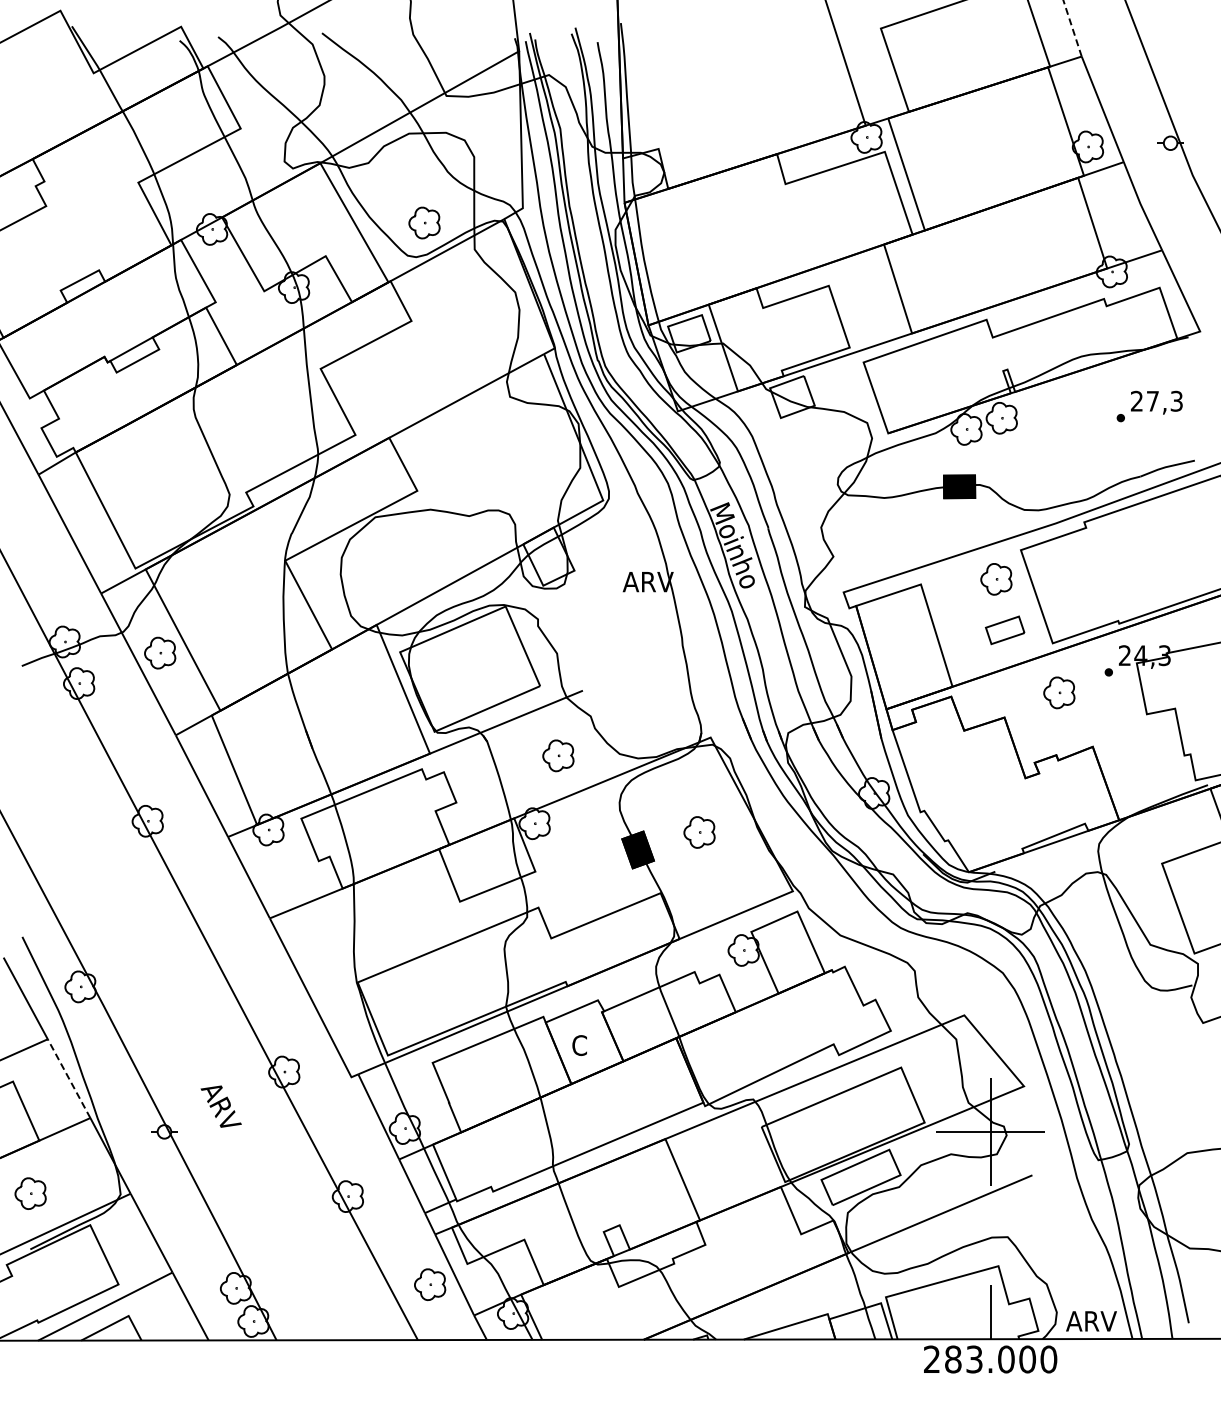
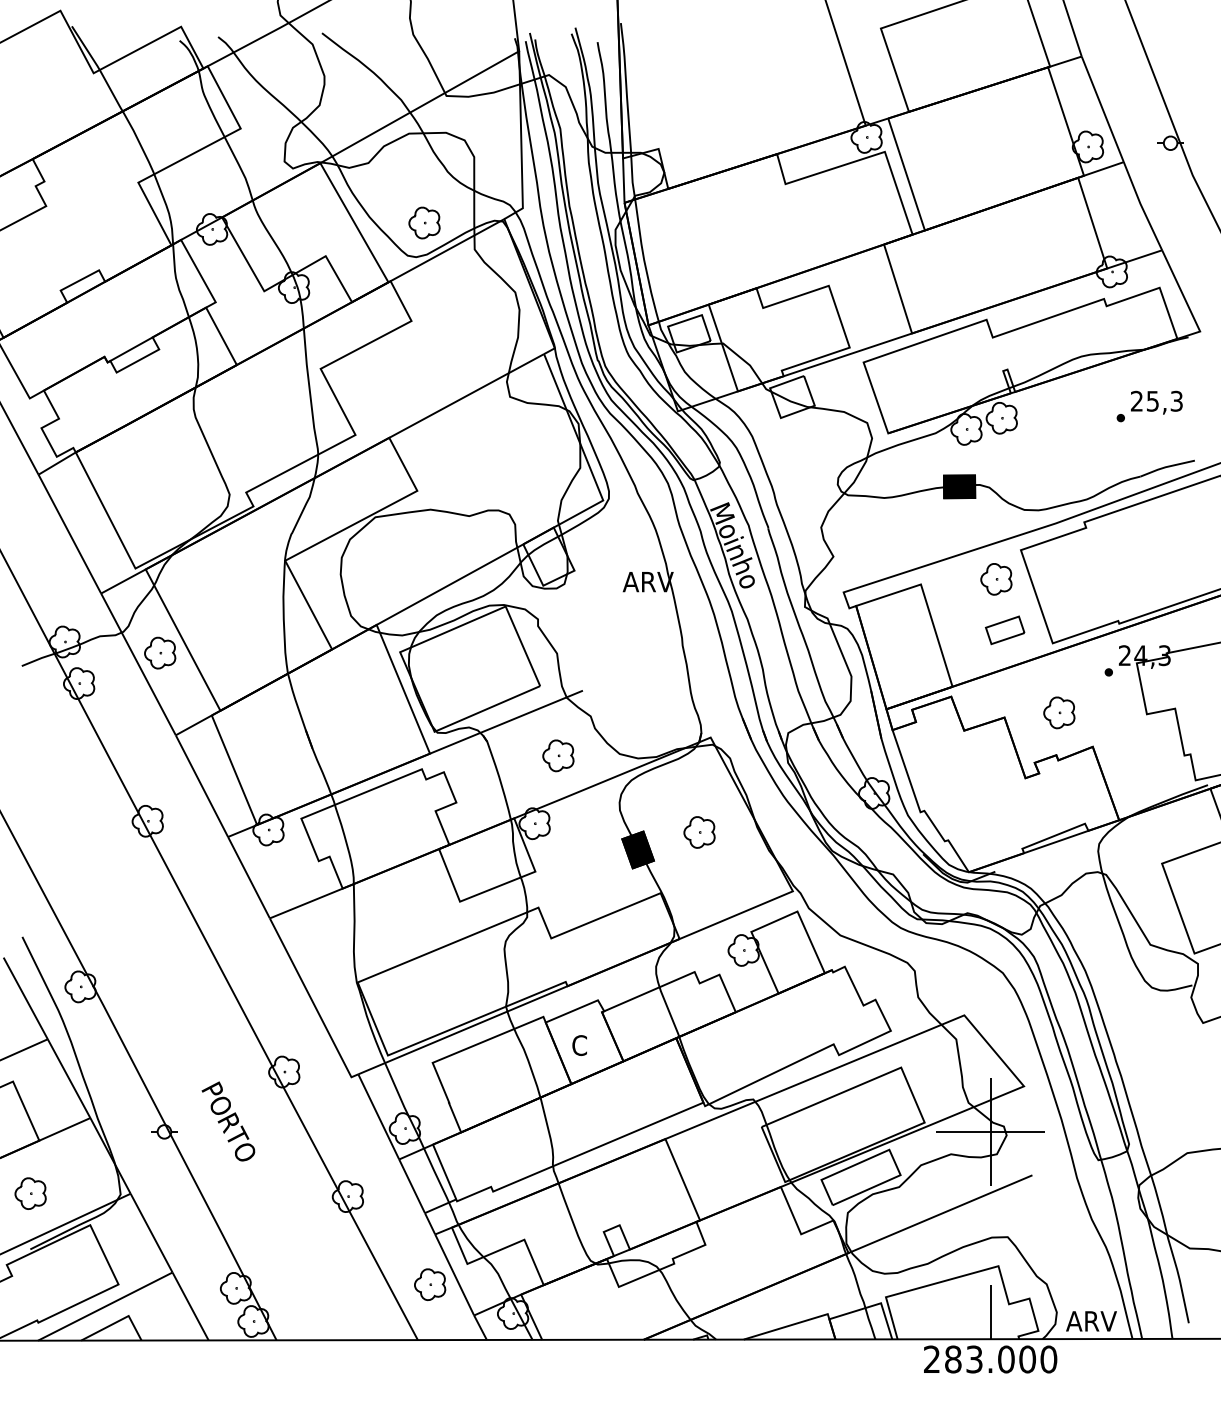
line: dashed -> solid (1072, 28)
text: 27,3 -> 25,3 (1152, 401)
part position: (1059, 692) -> (1059, 712) (1059, 712)
line: dashed -> solid (69, 1078)
text: ARV -> PORTO (227, 1121)
